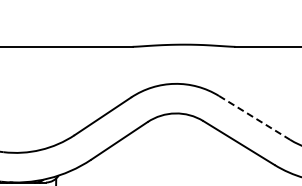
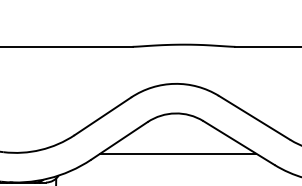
line: dashed -> solid (254, 117)
line: none -> present (178, 153)
